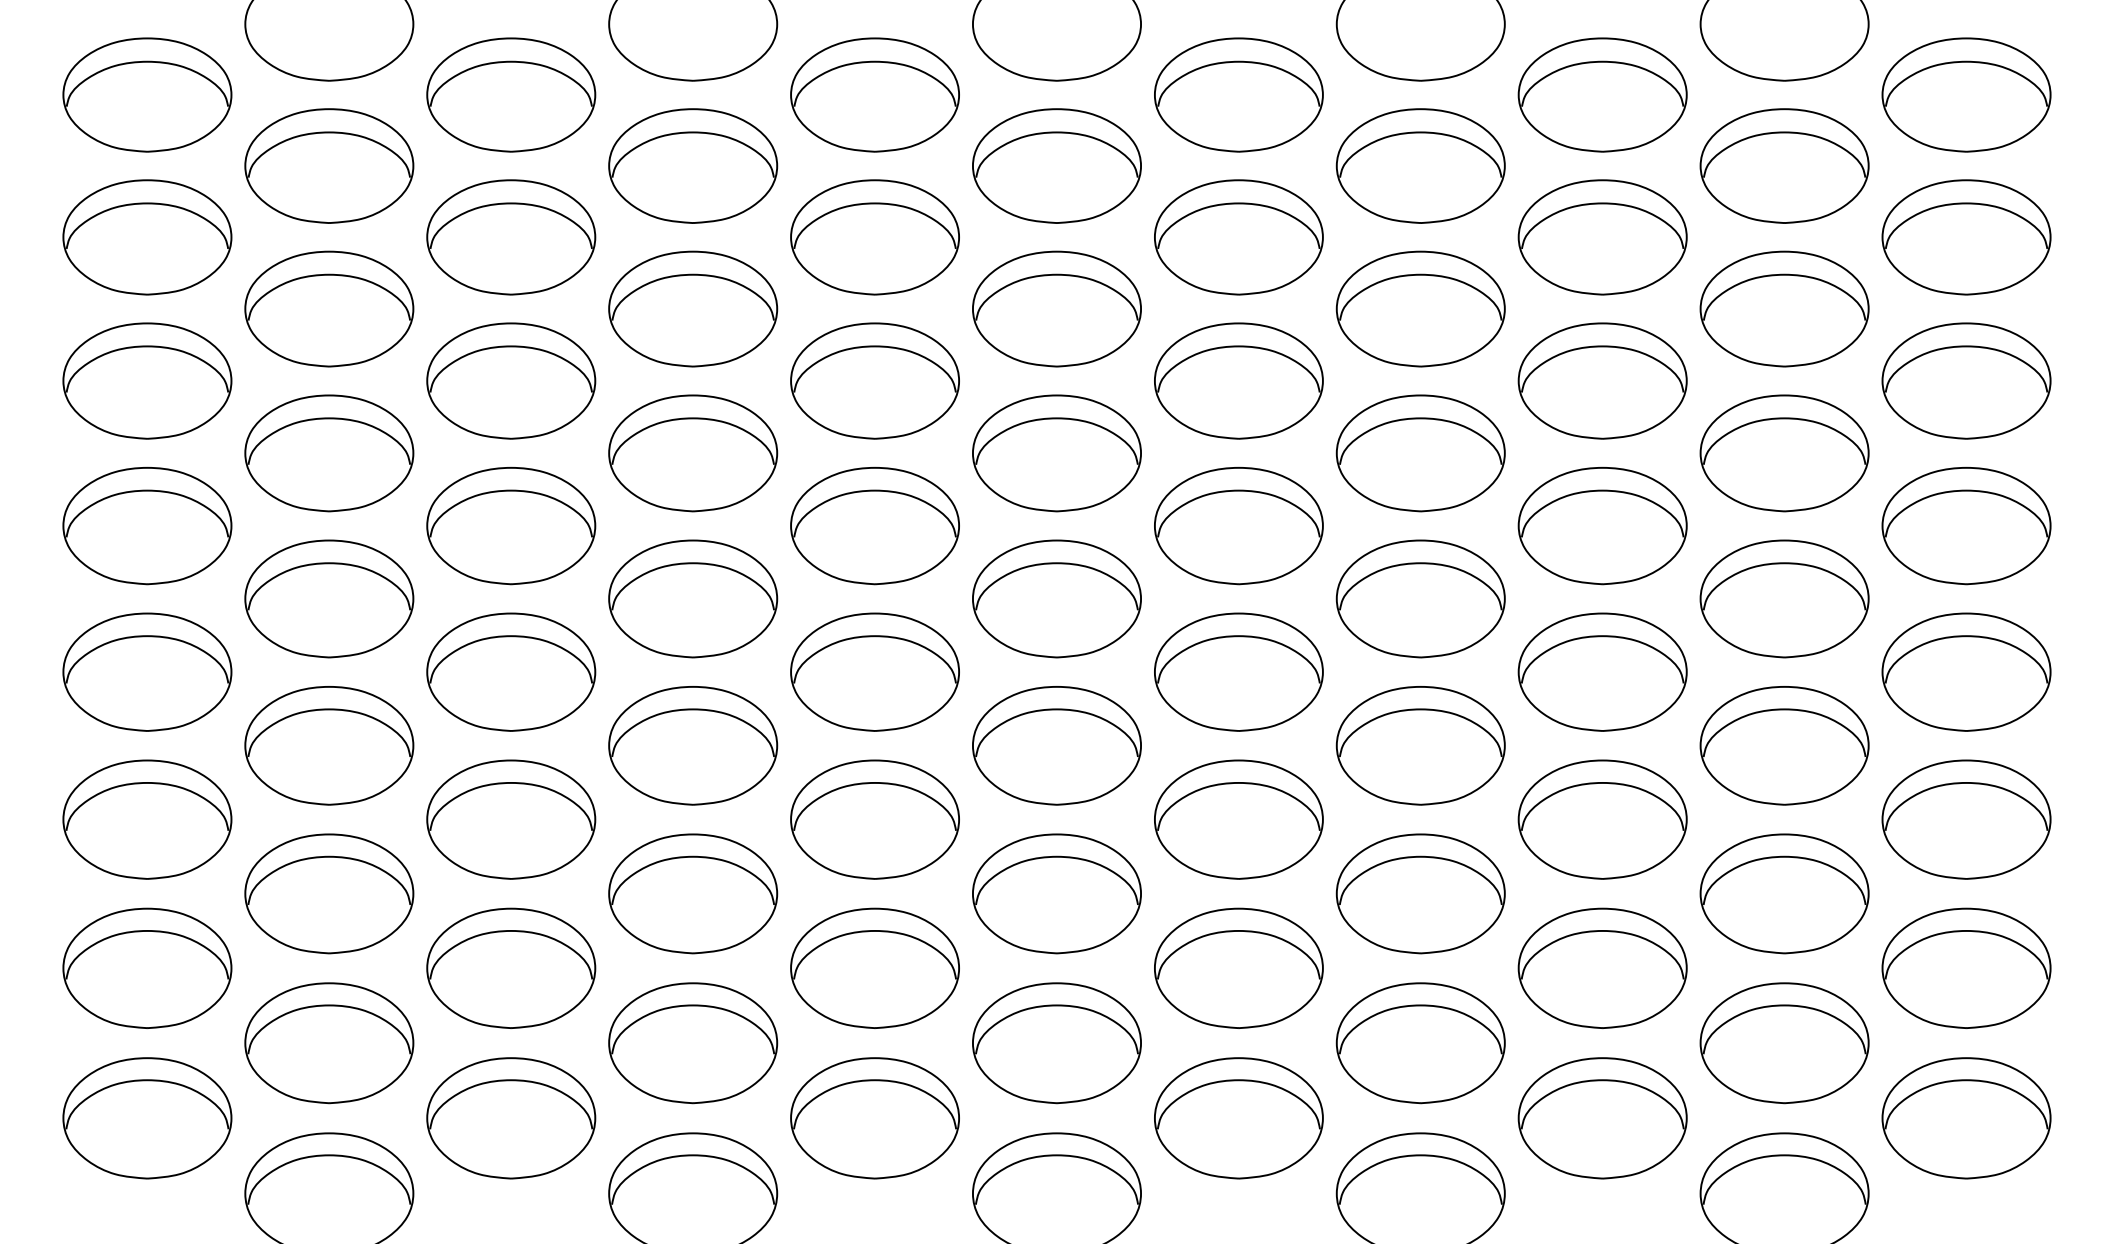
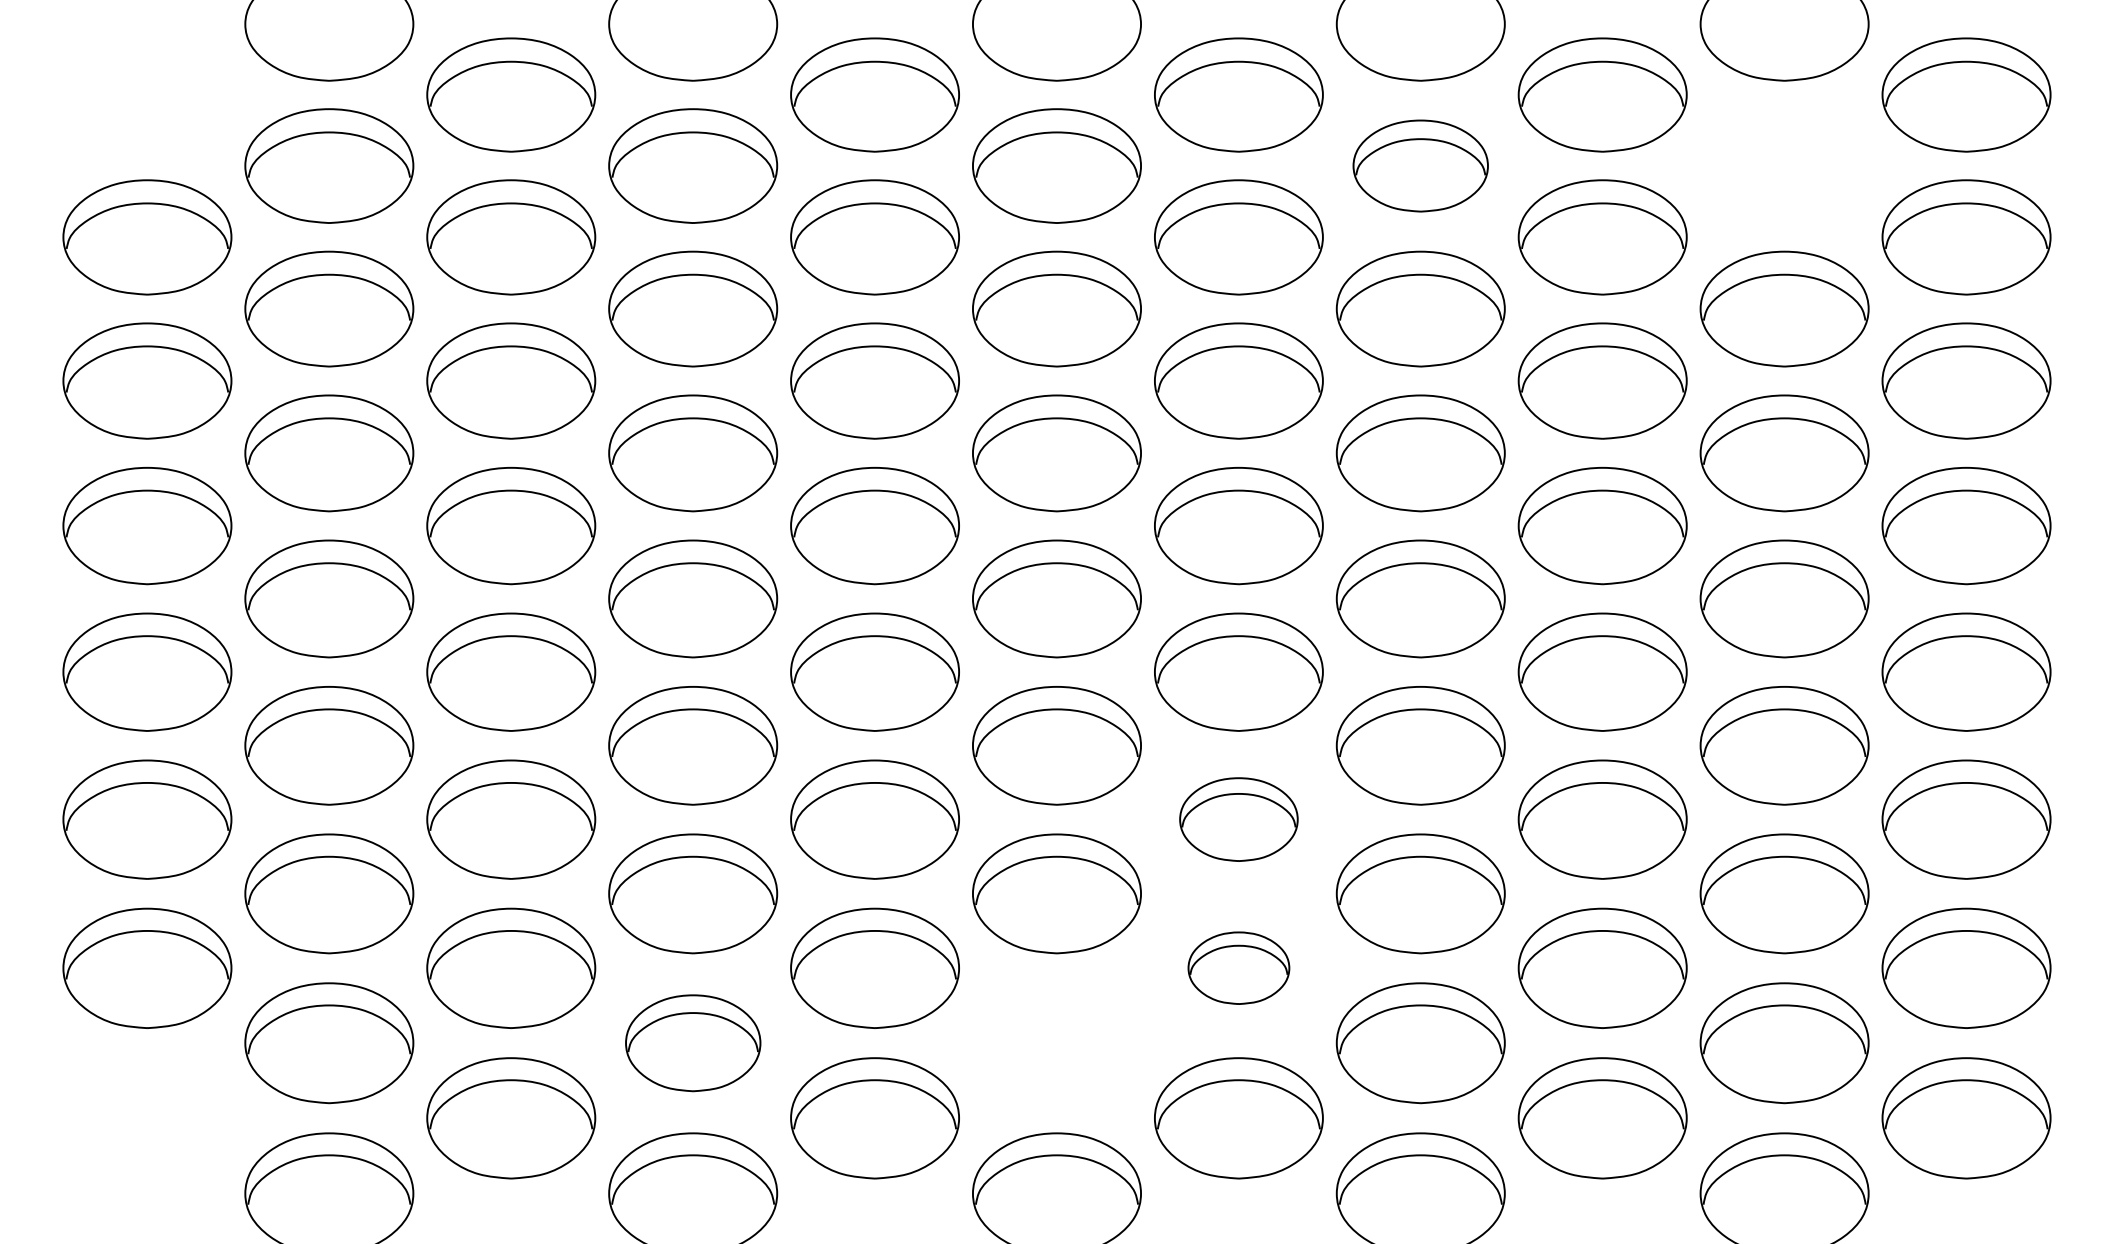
part: present -> none (147, 94)
part size: 171x116 px -> 137x94 px (1420, 165)
part: present -> none (1784, 165)
part size: 170x121 px -> 120x85 px (1238, 819)
part size: 170x122 px -> 104x74 px (1238, 967)
part size: 171x123 px -> 137x99 px (693, 1043)
part: present -> none (1056, 1043)
part: present -> none (147, 1118)
